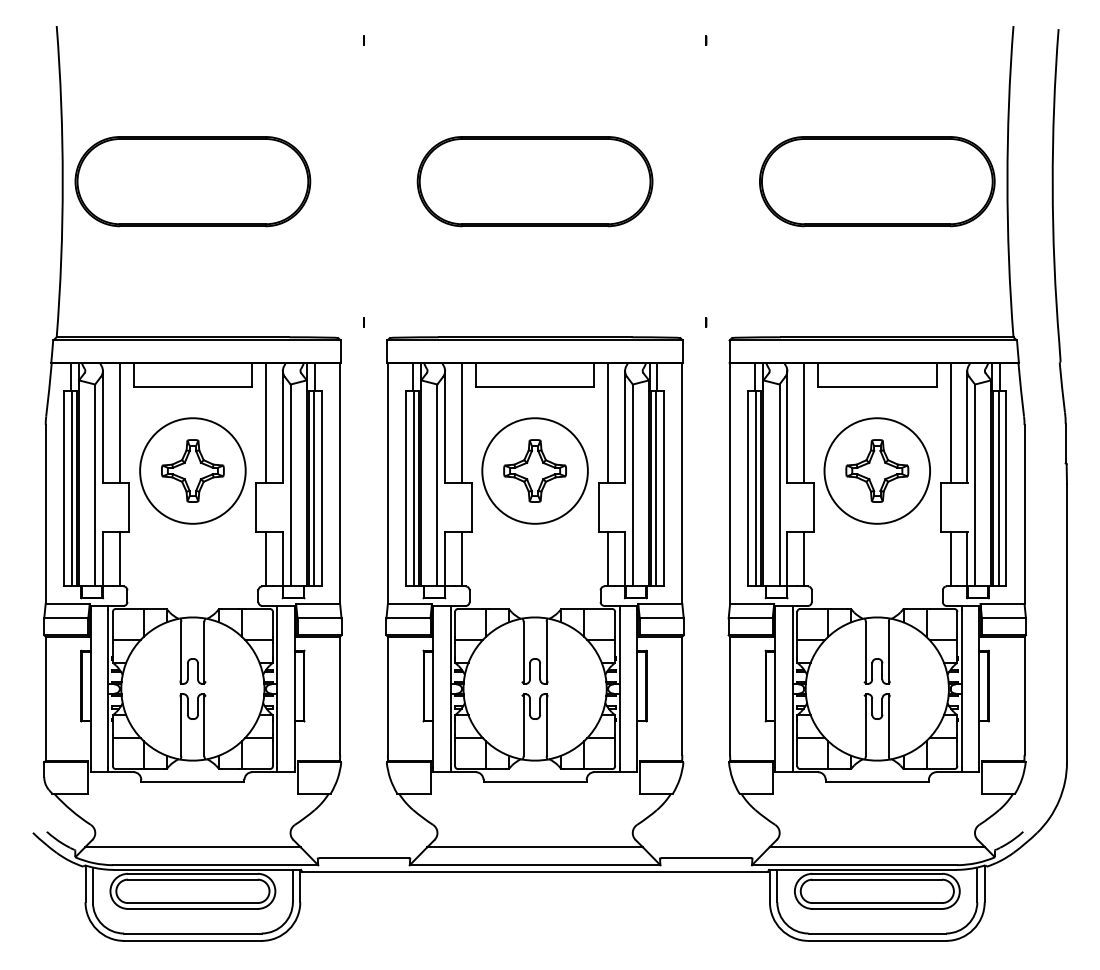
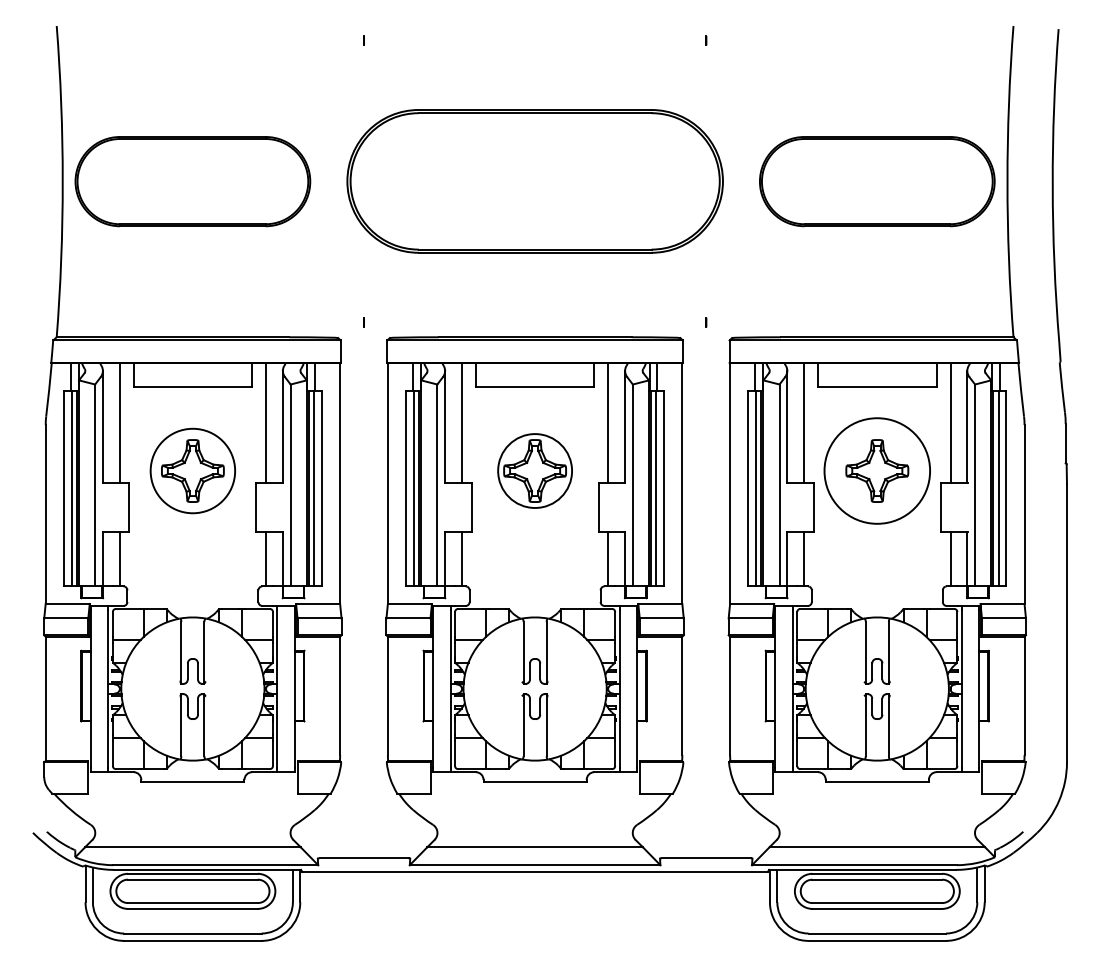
part size: 238x92 px -> 378x145 px (534, 181)
circle diameter: 106 px -> 84 px (192, 470)
circle diameter: 106 px -> 74 px (535, 470)
